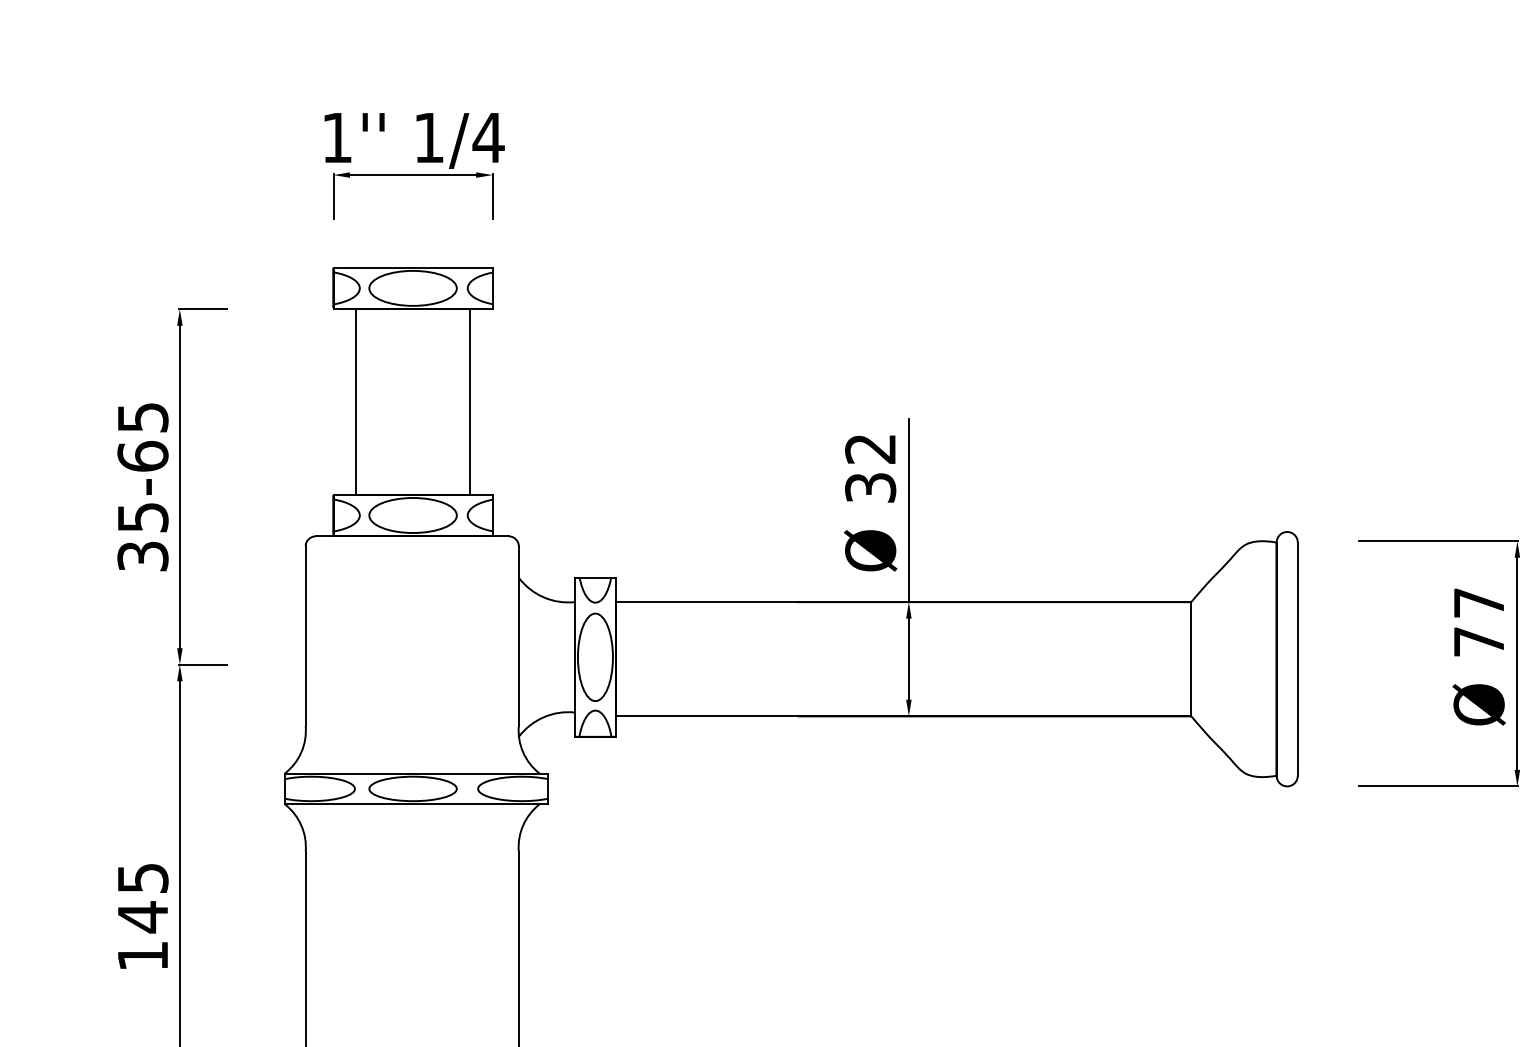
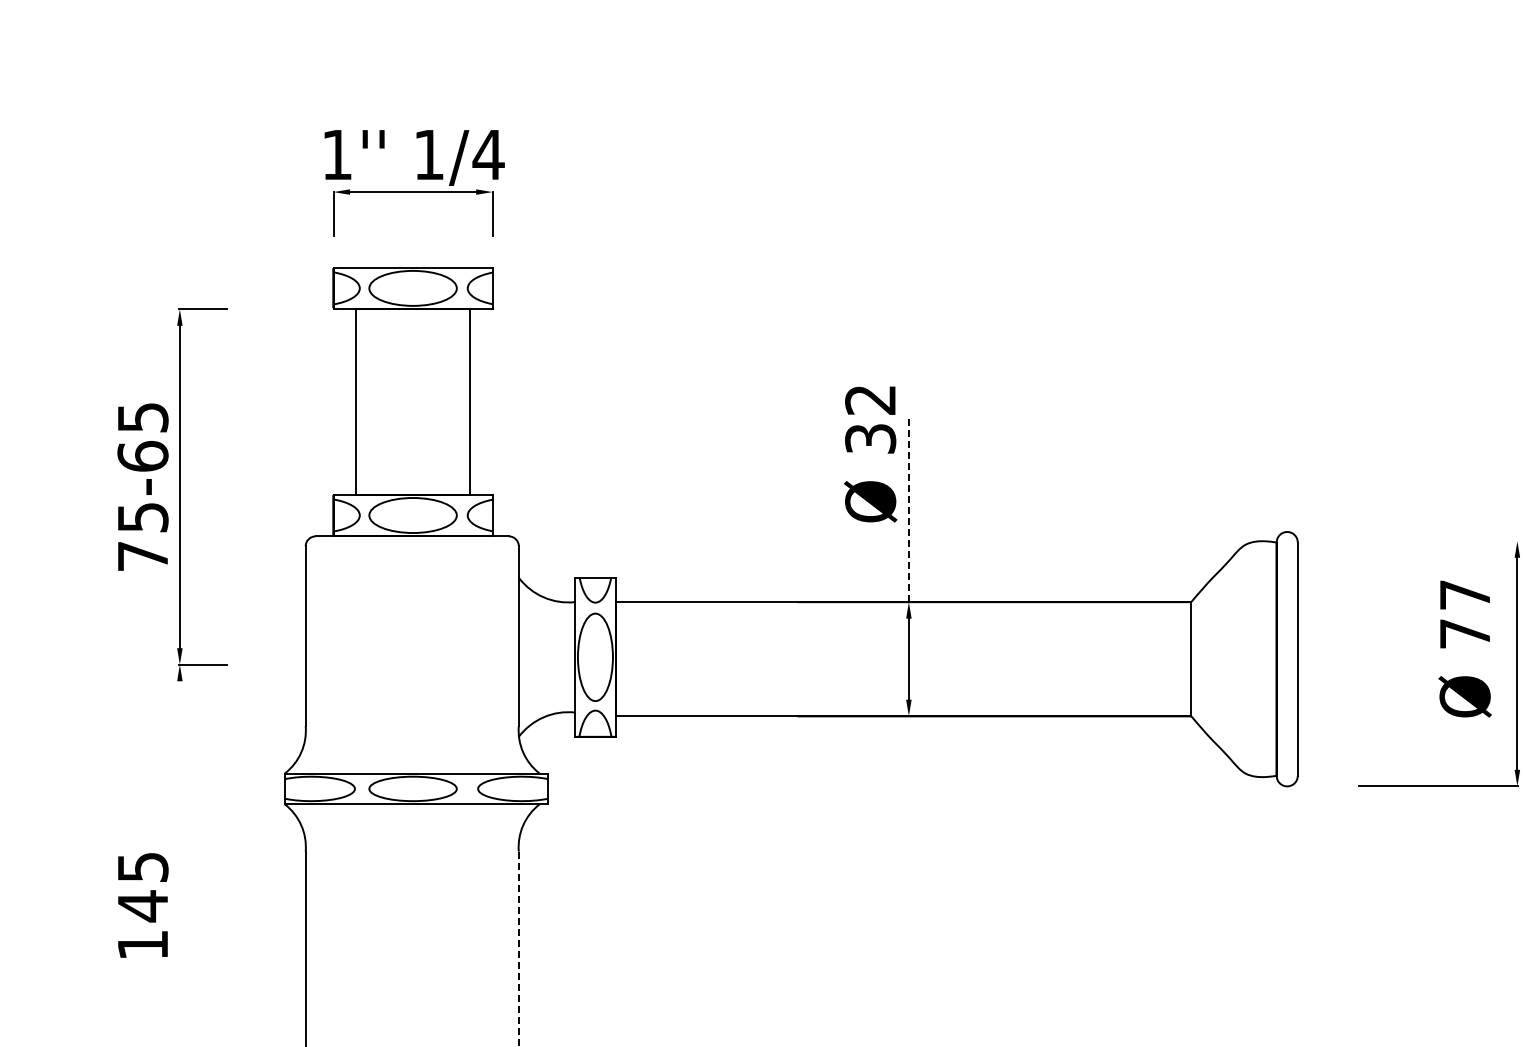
part position: (414, 166) -> (414, 183) (414, 183)
text position: (870, 503) -> (870, 454) (870, 454)
line: solid -> dashed (908, 510)
line: present -> none (1437, 541)
text: 35-65 -> 75-65 (142, 556)
text position: (1478, 656) -> (1464, 648) (1464, 648)
line: present -> none (179, 862)
text position: (143, 916) -> (143, 905) (143, 905)
line: solid -> dashed (518, 949)
